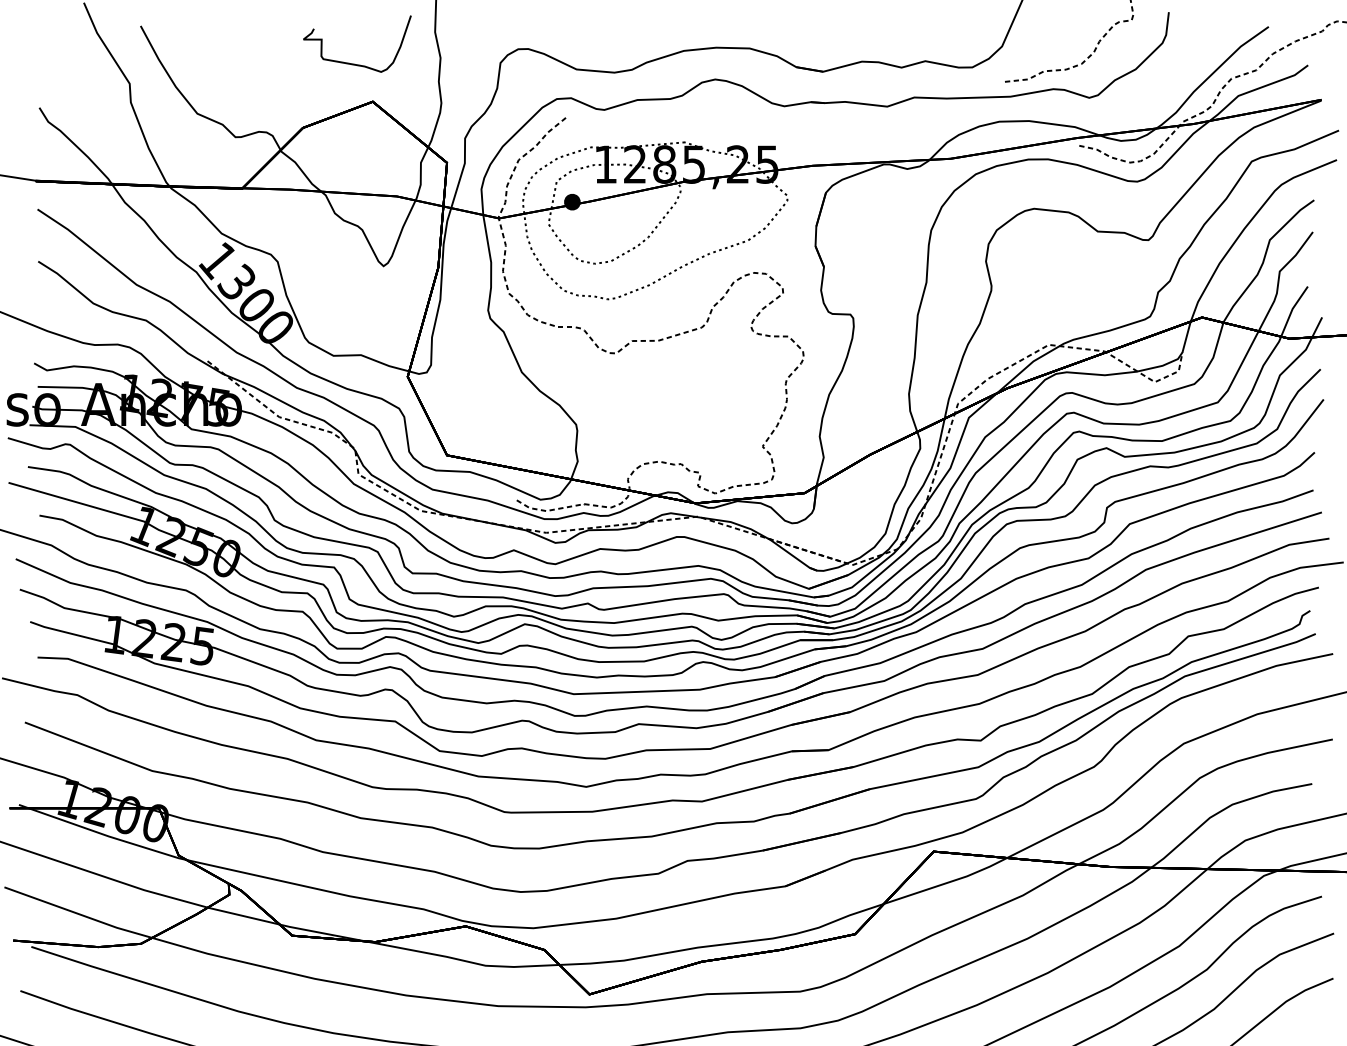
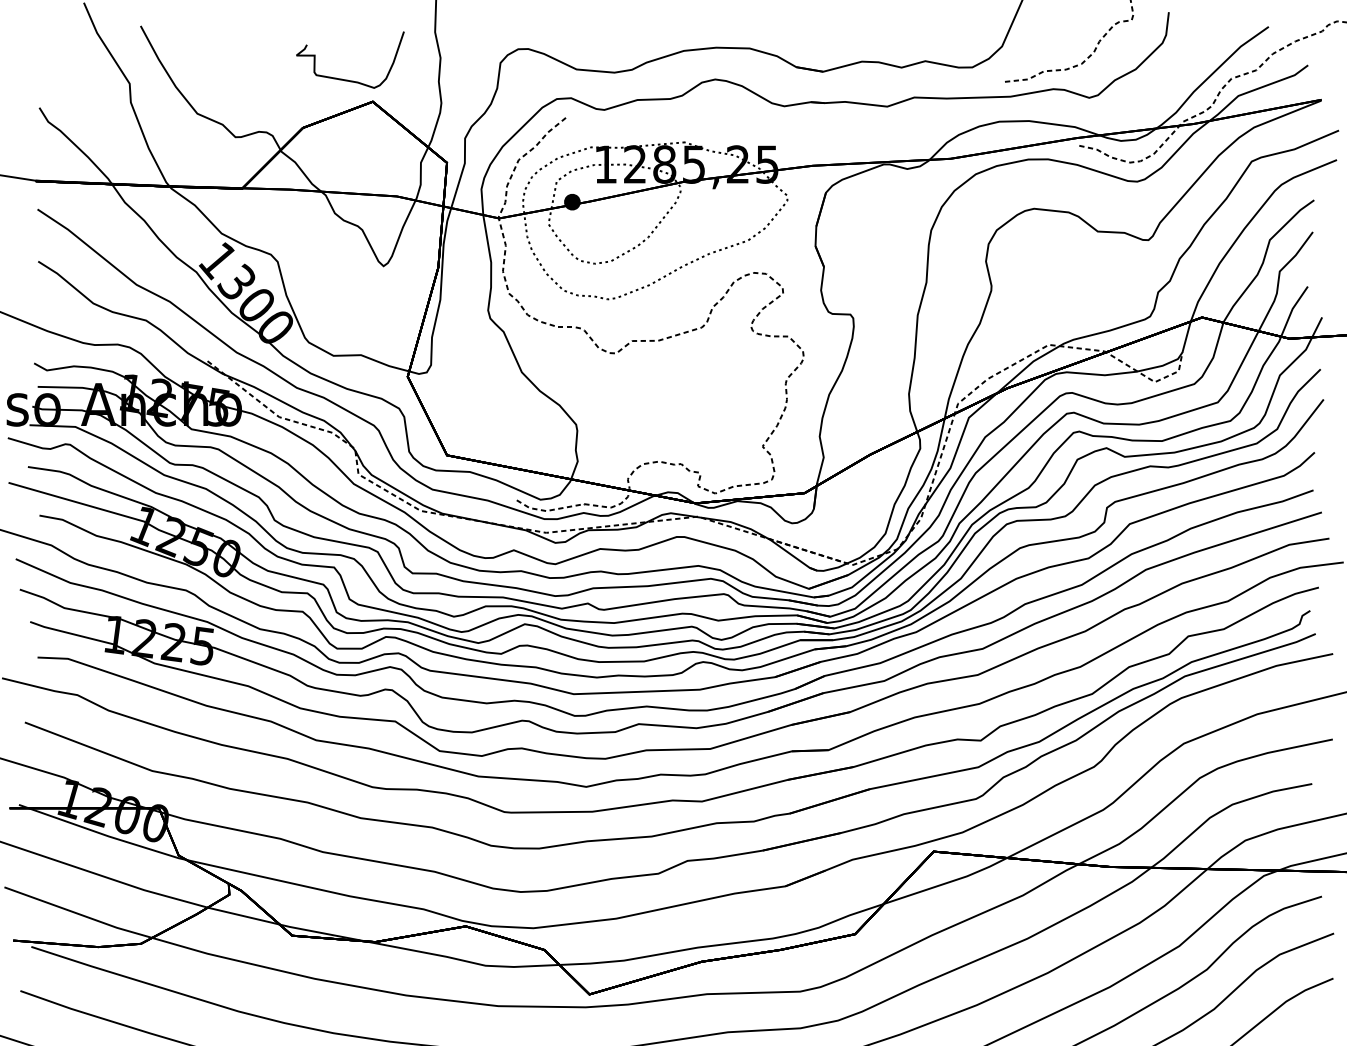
curve position: (354, 63) -> (347, 79) (347, 79)
